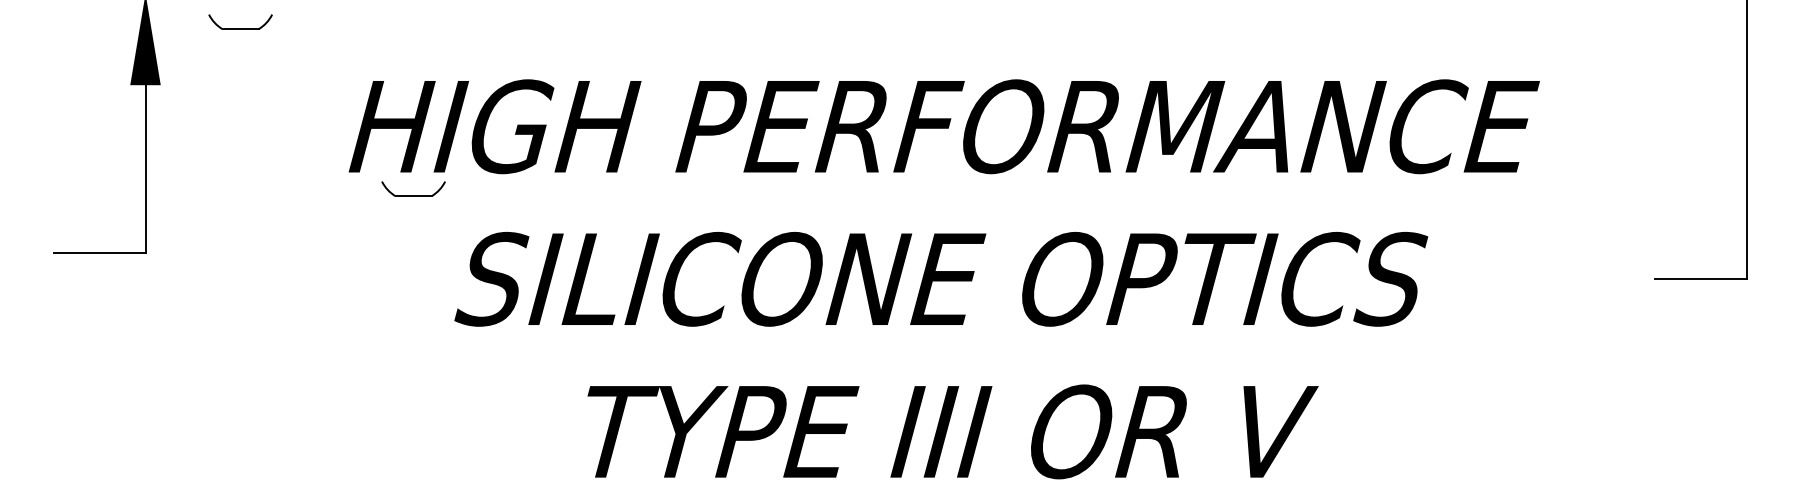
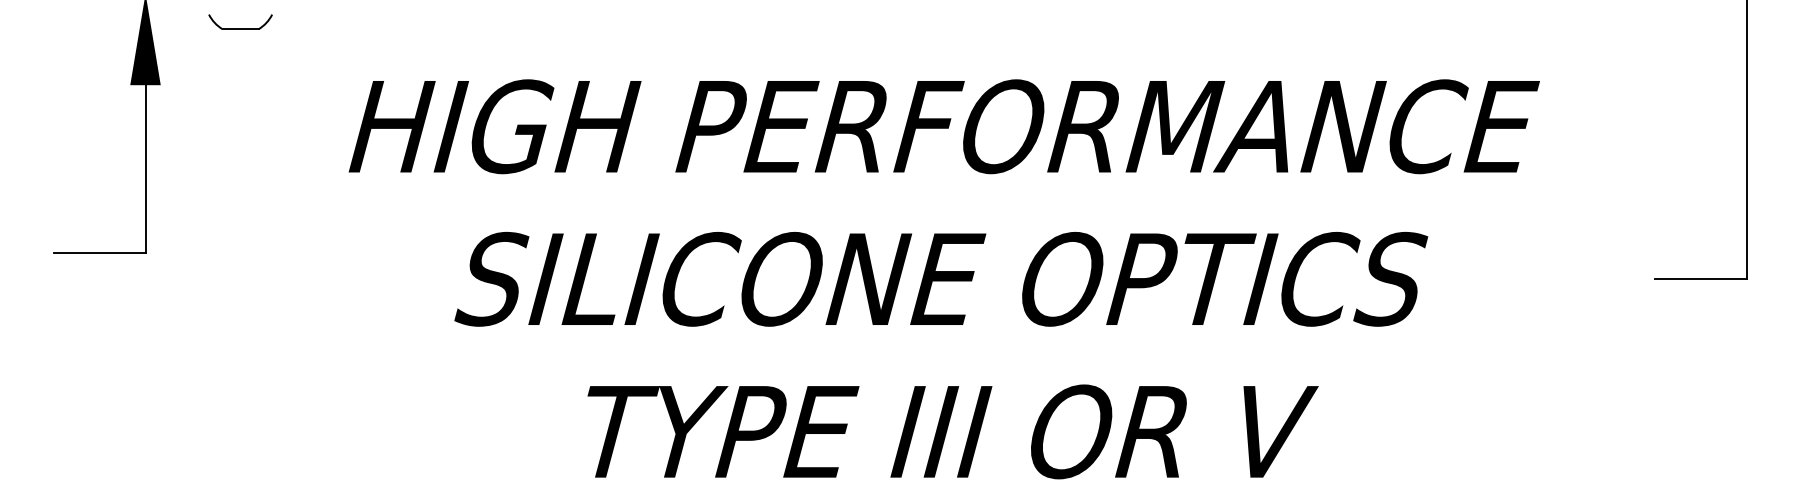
part: present -> none (413, 195)
